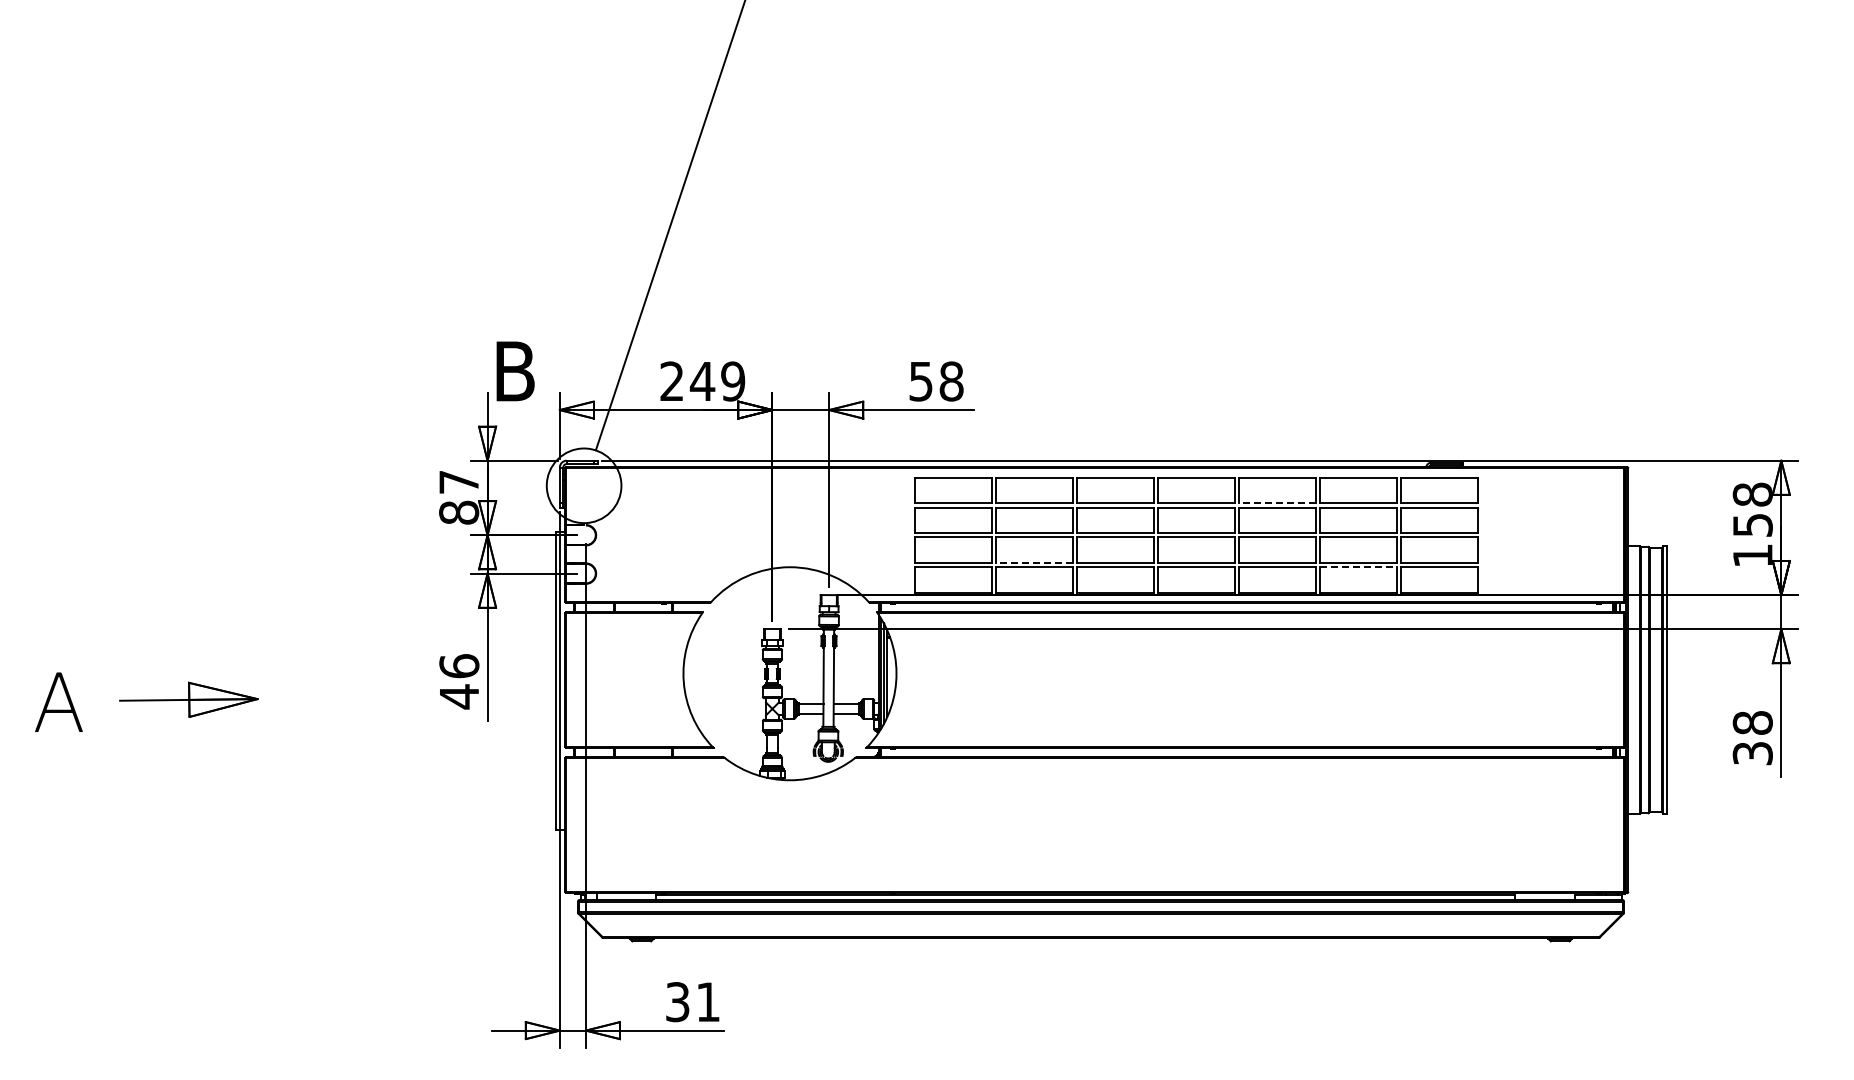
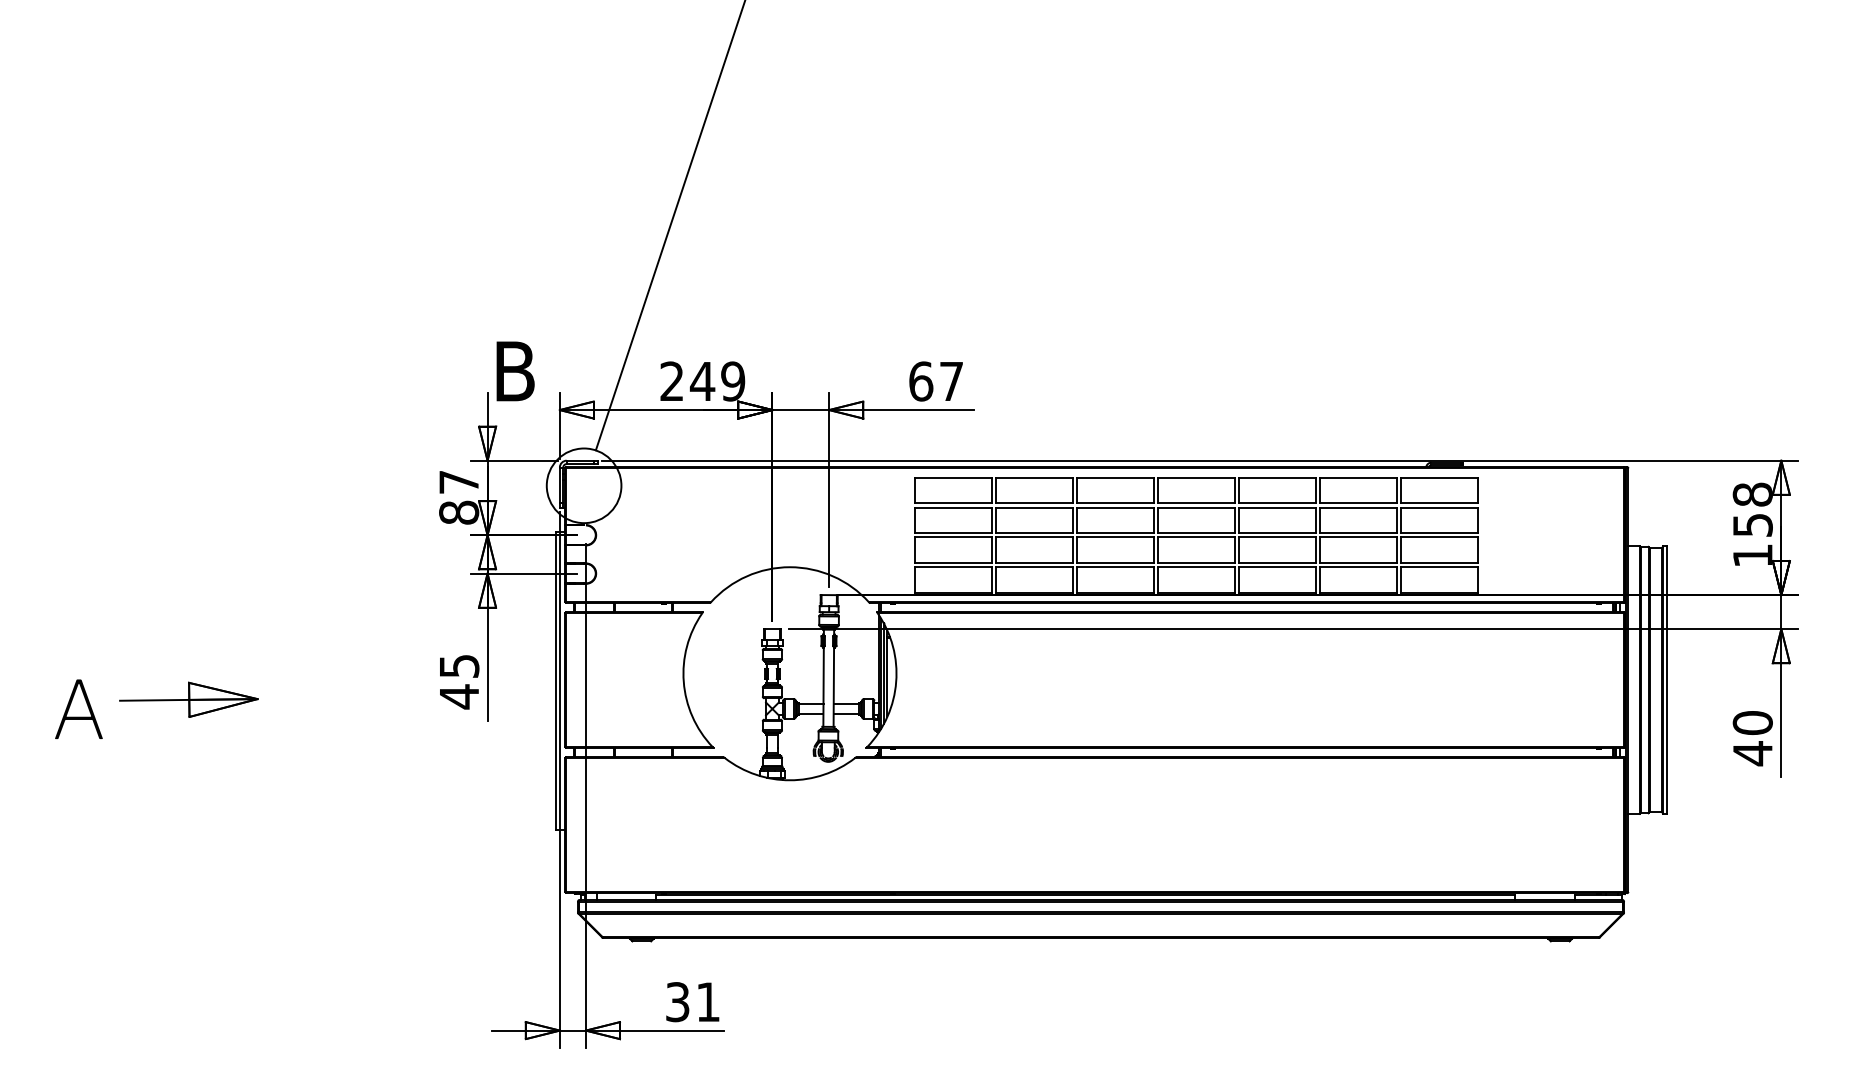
text: 58 -> 67 (936, 381)
line: dashed -> solid (1277, 503)
line: dashed -> solid (1034, 562)
line: dashed -> solid (1359, 567)
text: 46 -> 45 (459, 666)
text position: (58, 701) -> (78, 708) (78, 708)
text: 38 -> 40 (1752, 738)
